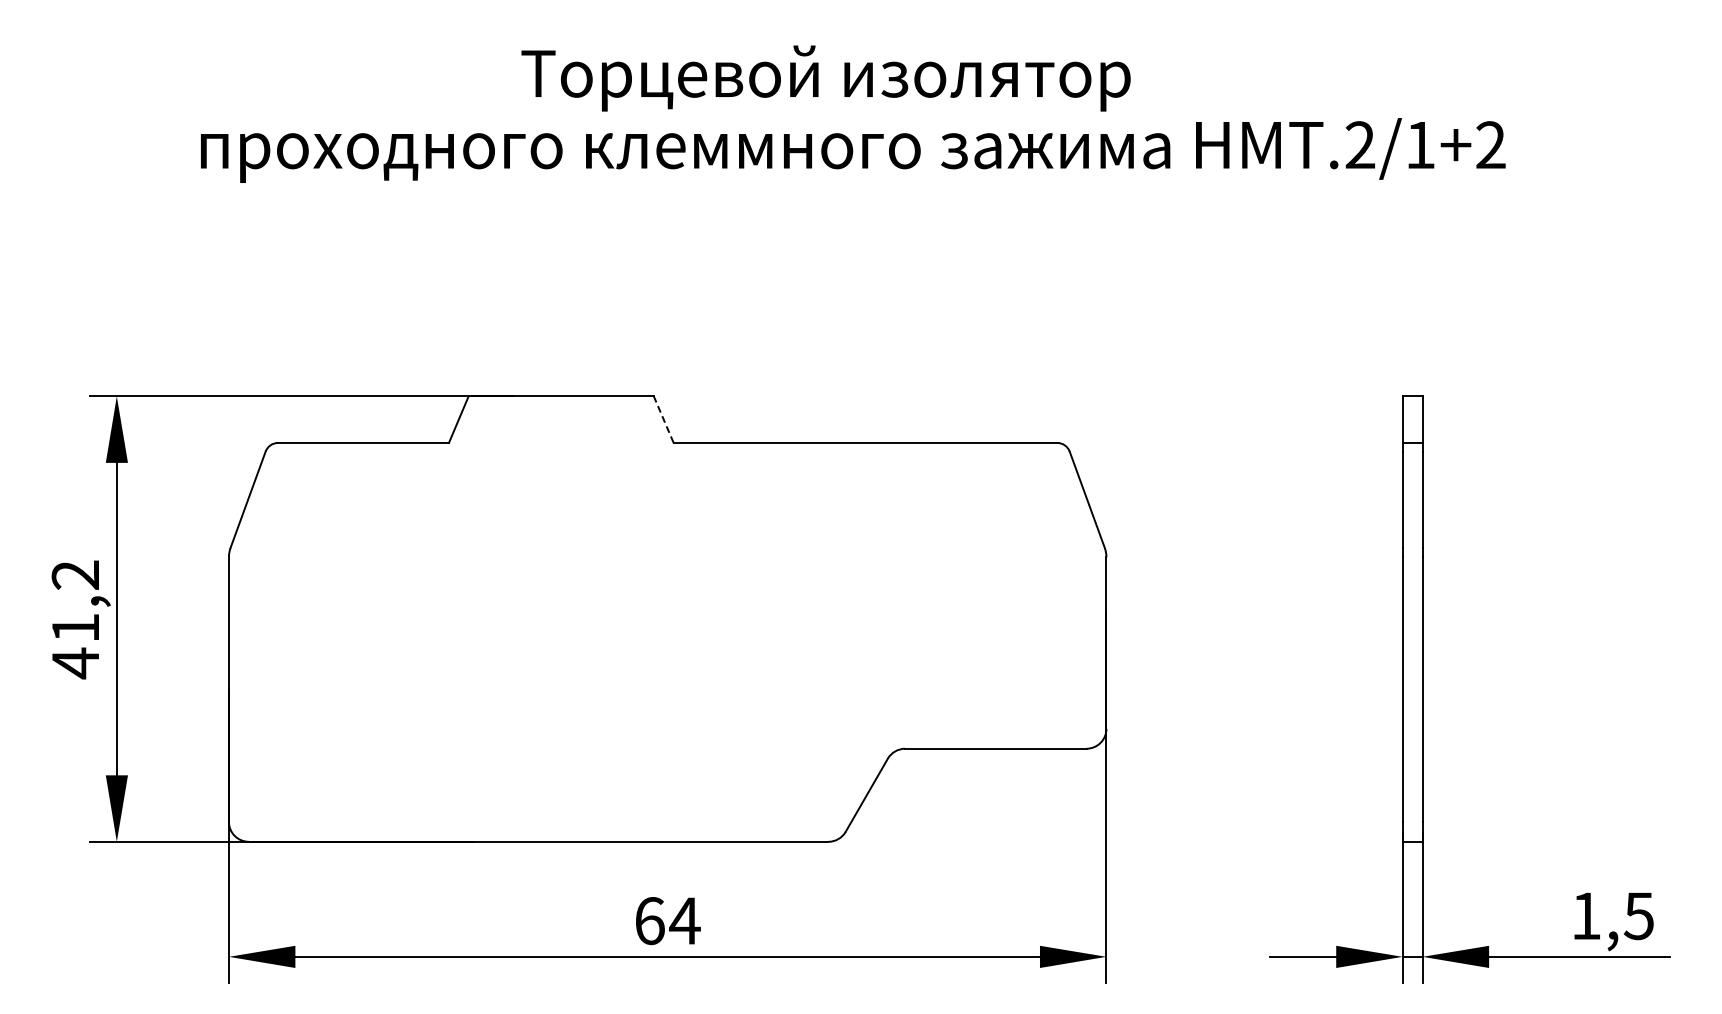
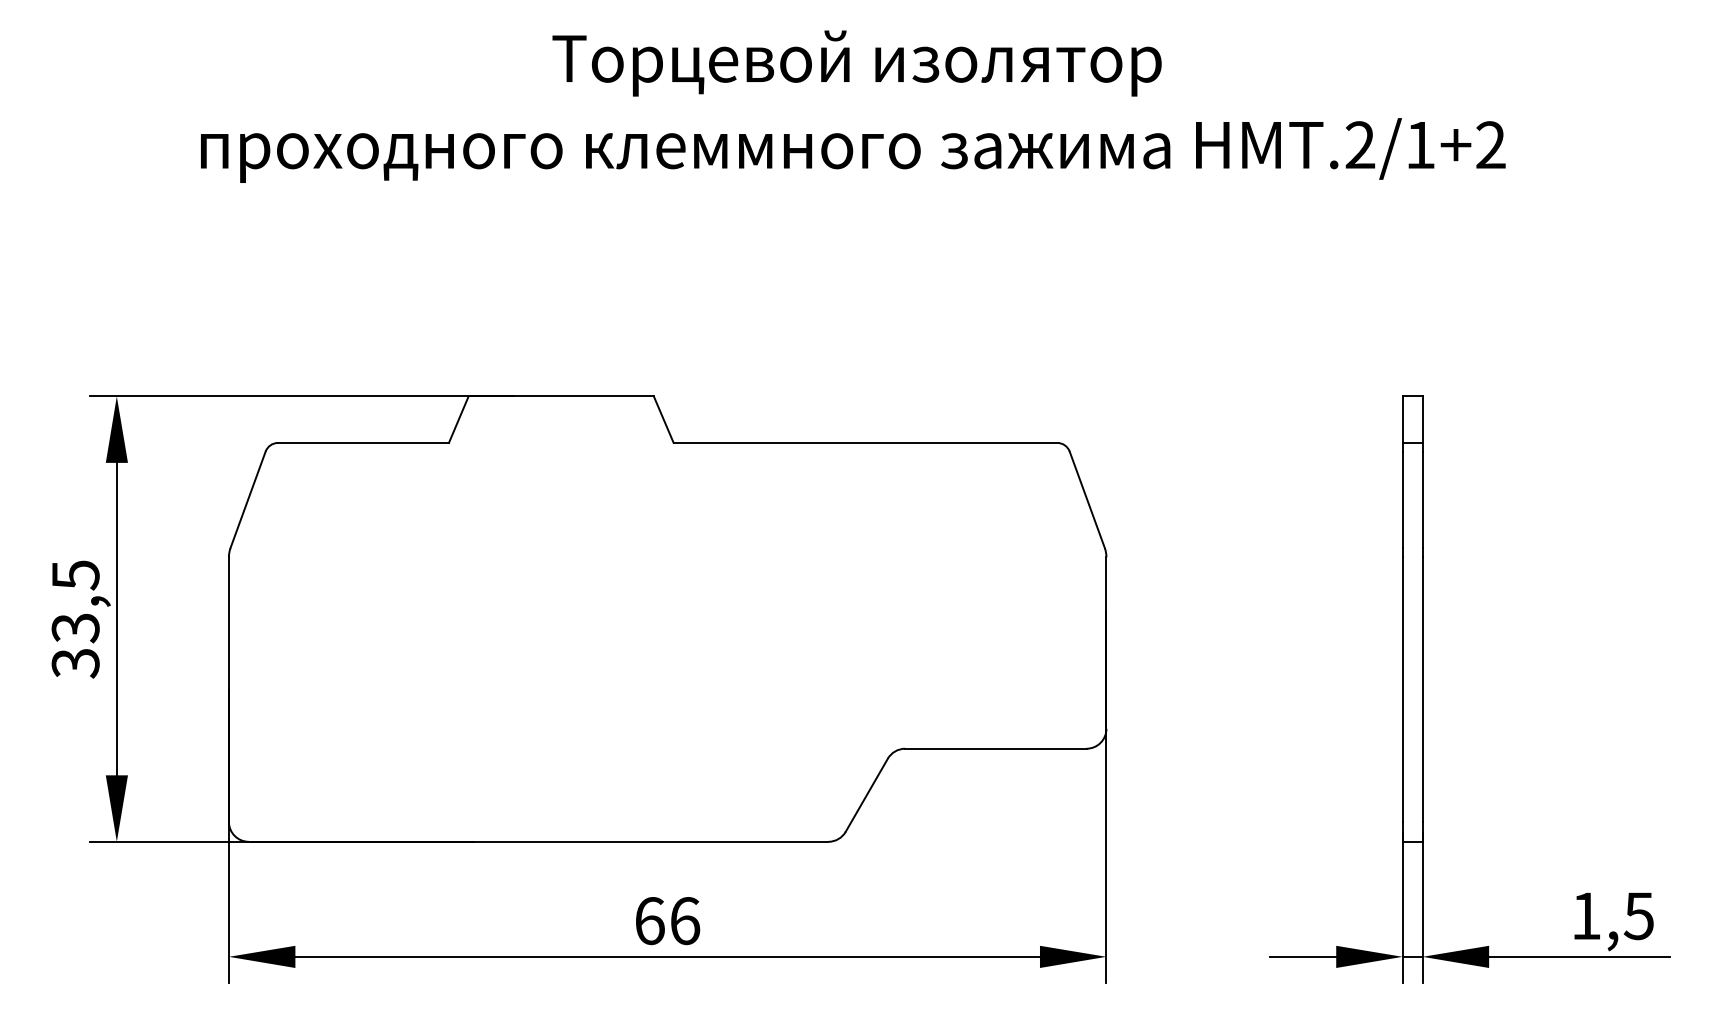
text position: (825, 78) -> (856, 63) (856, 63)
line: dashed -> solid (663, 419)
text: 41,2 -> 33,5 (75, 619)
text: 64 -> 66 (684, 921)
